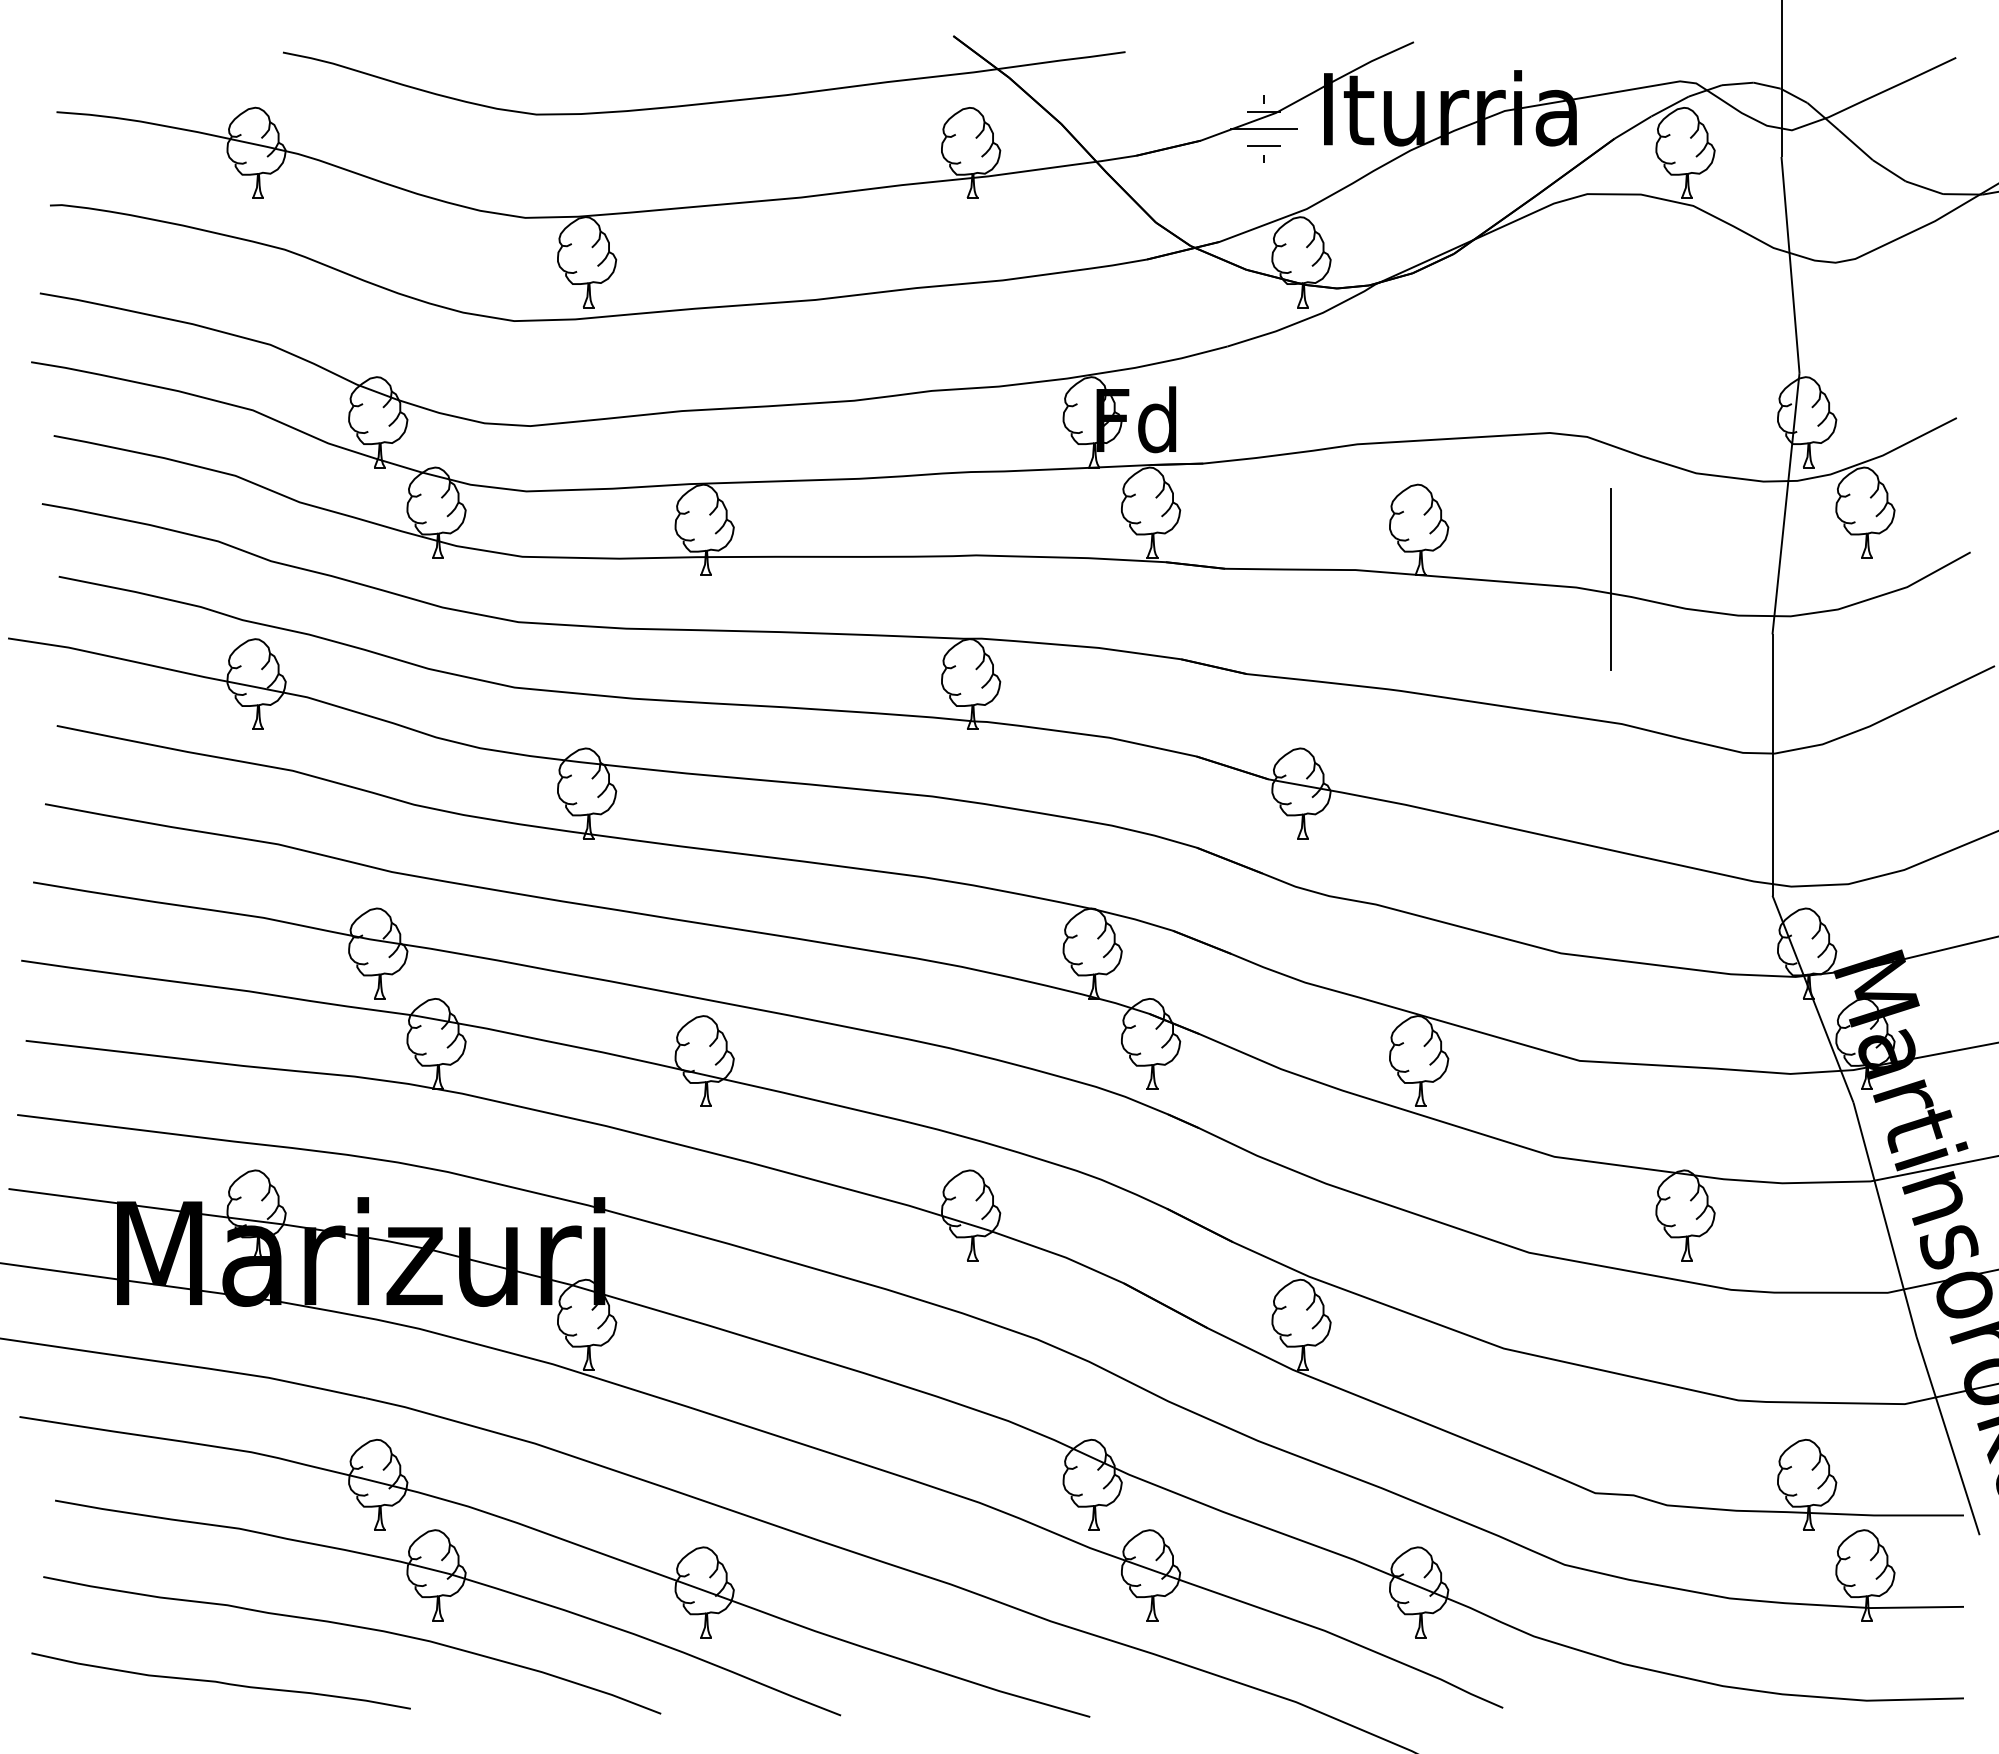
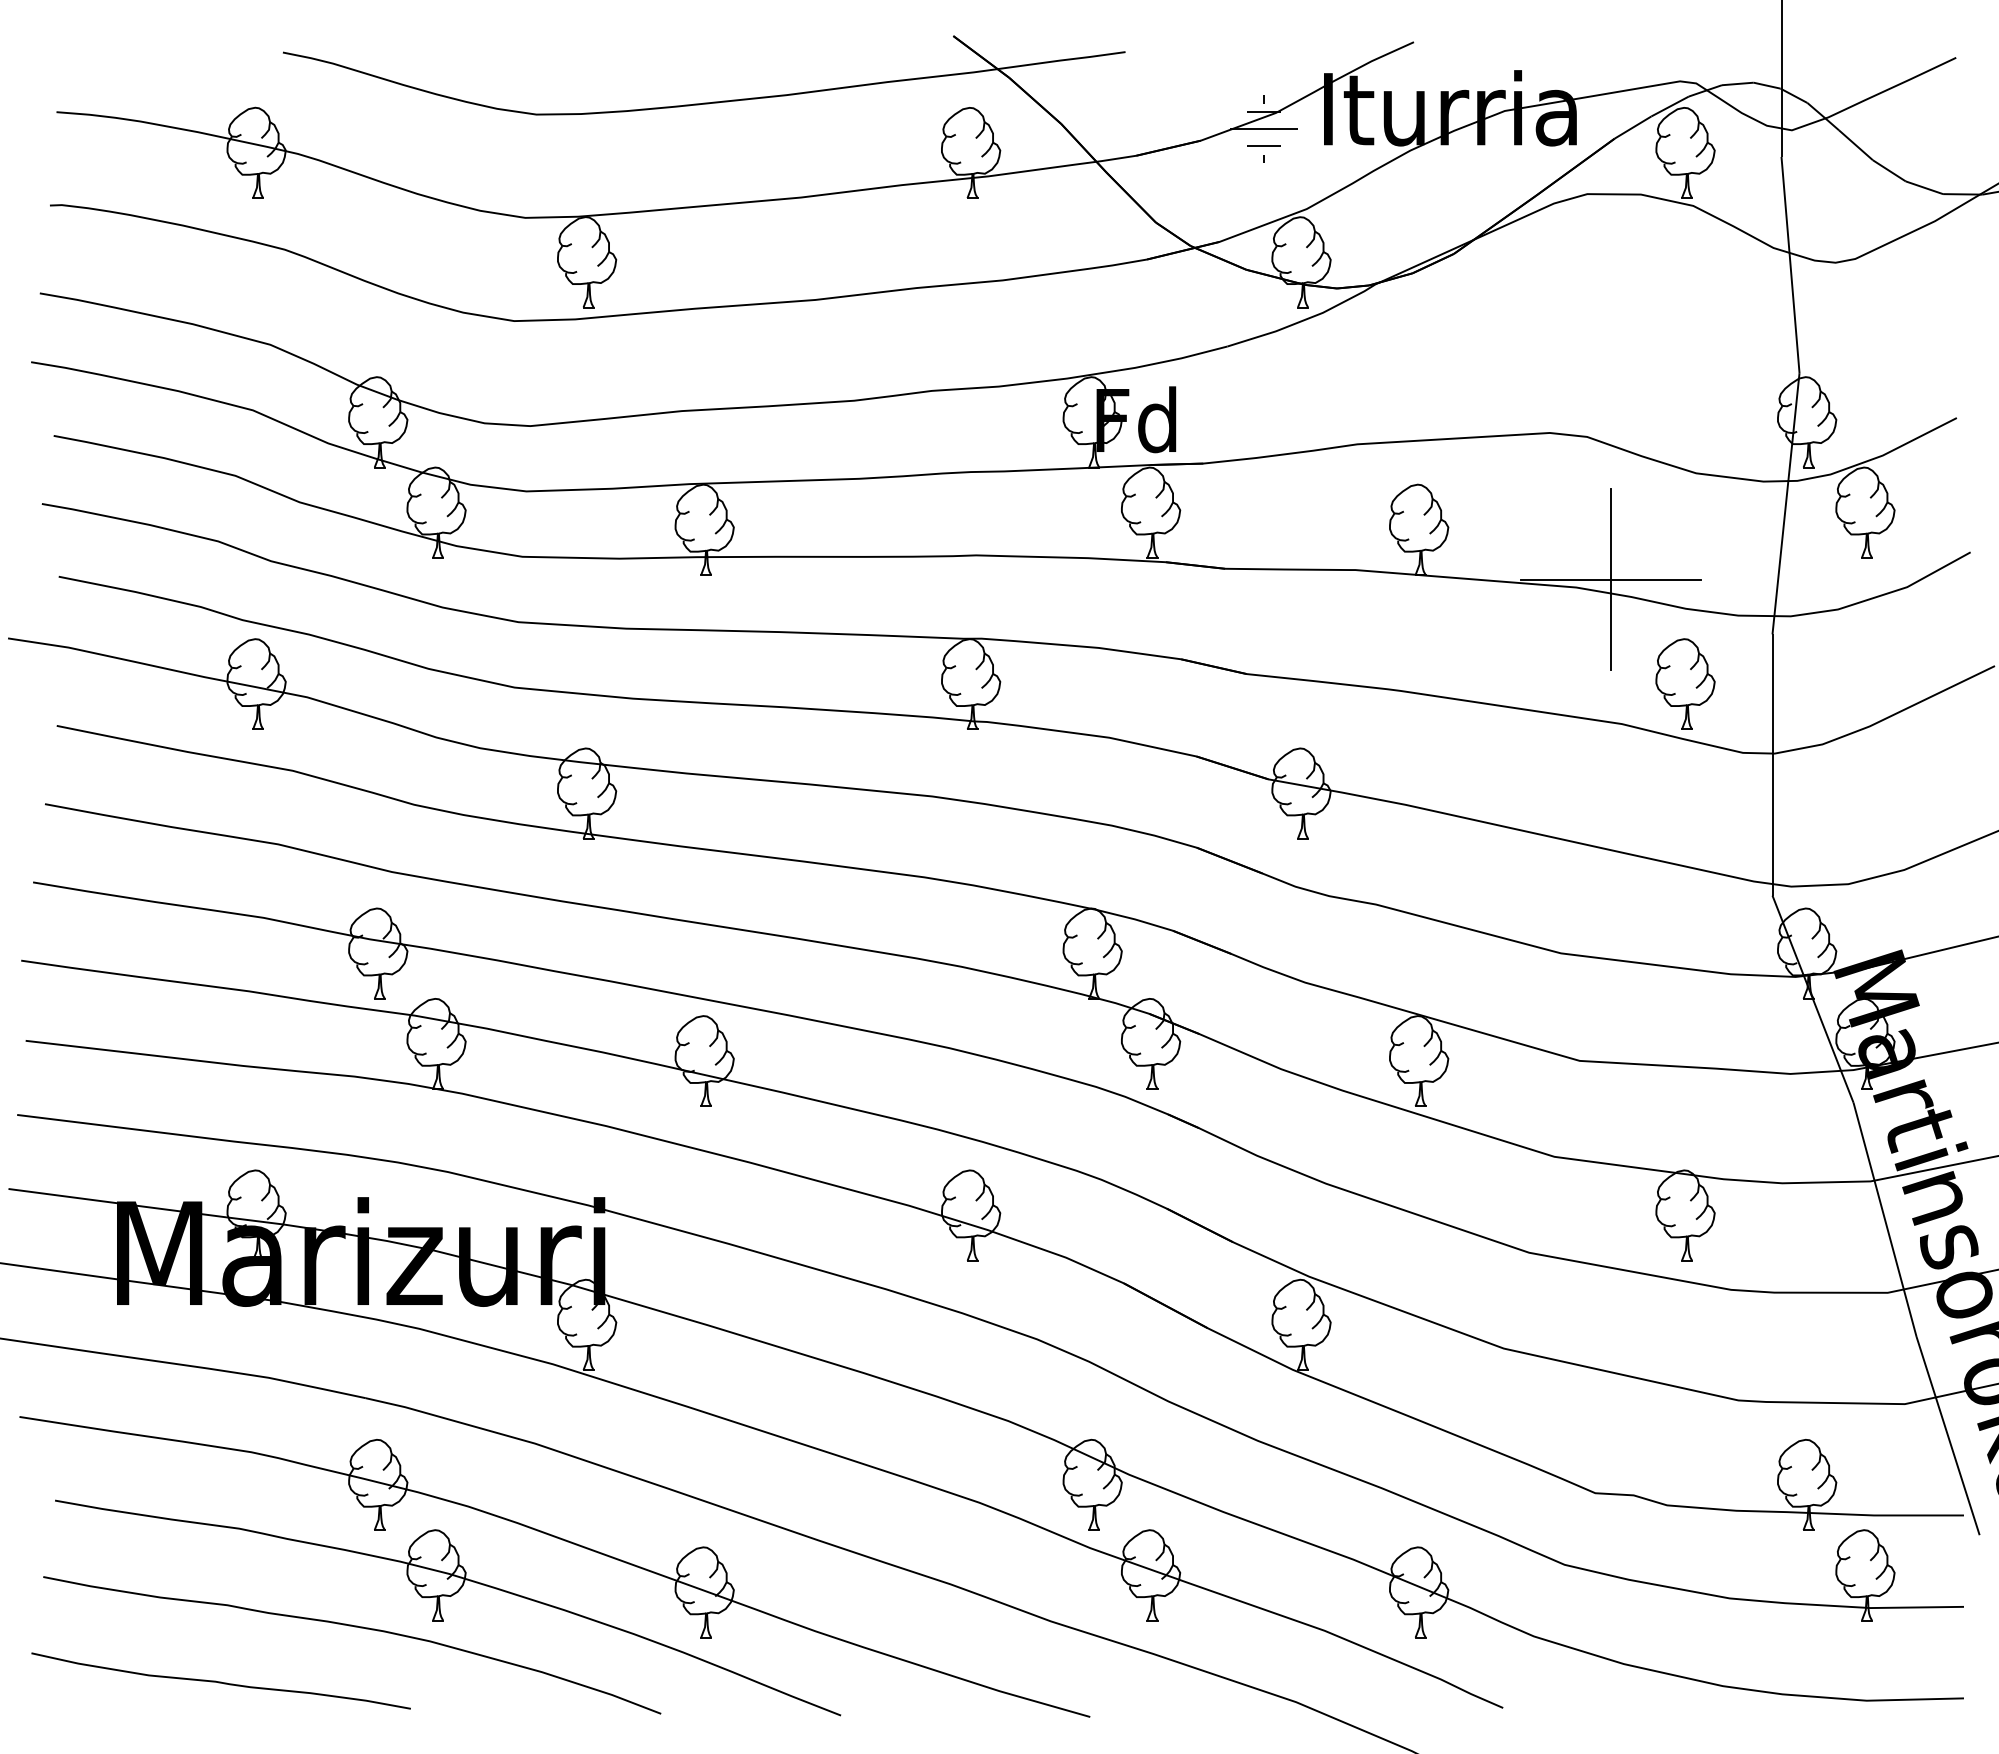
line: none -> present (1610, 579)
part: none -> present (1685, 683)
